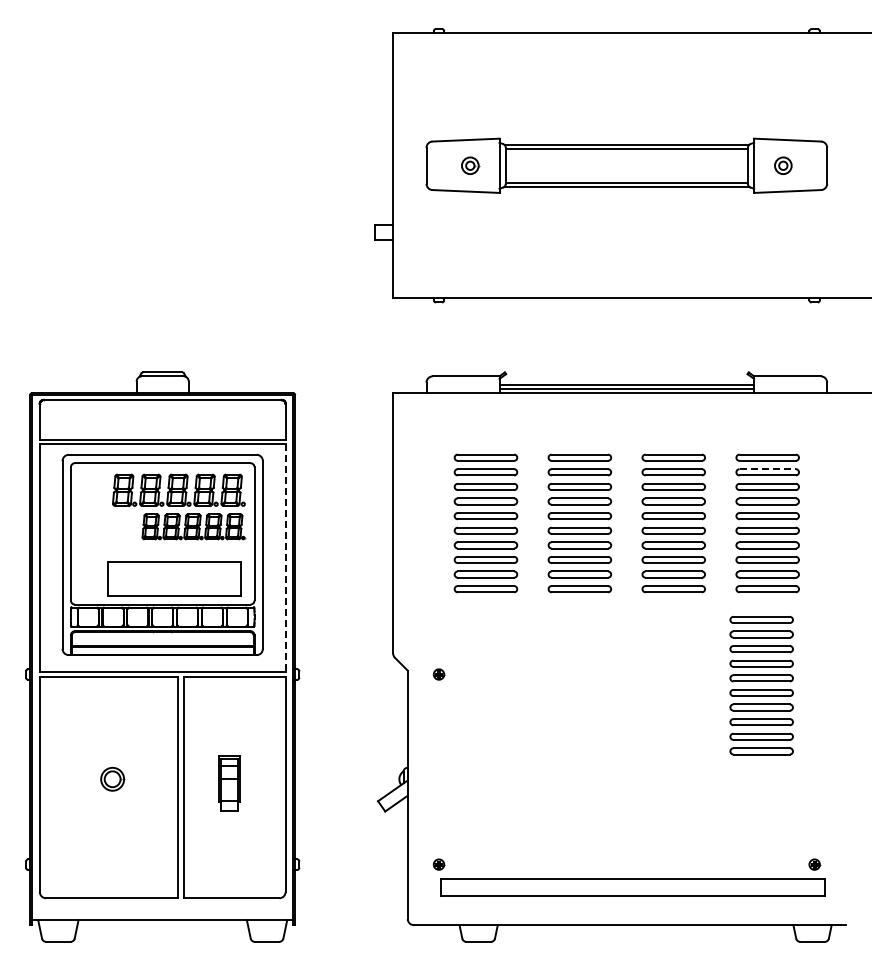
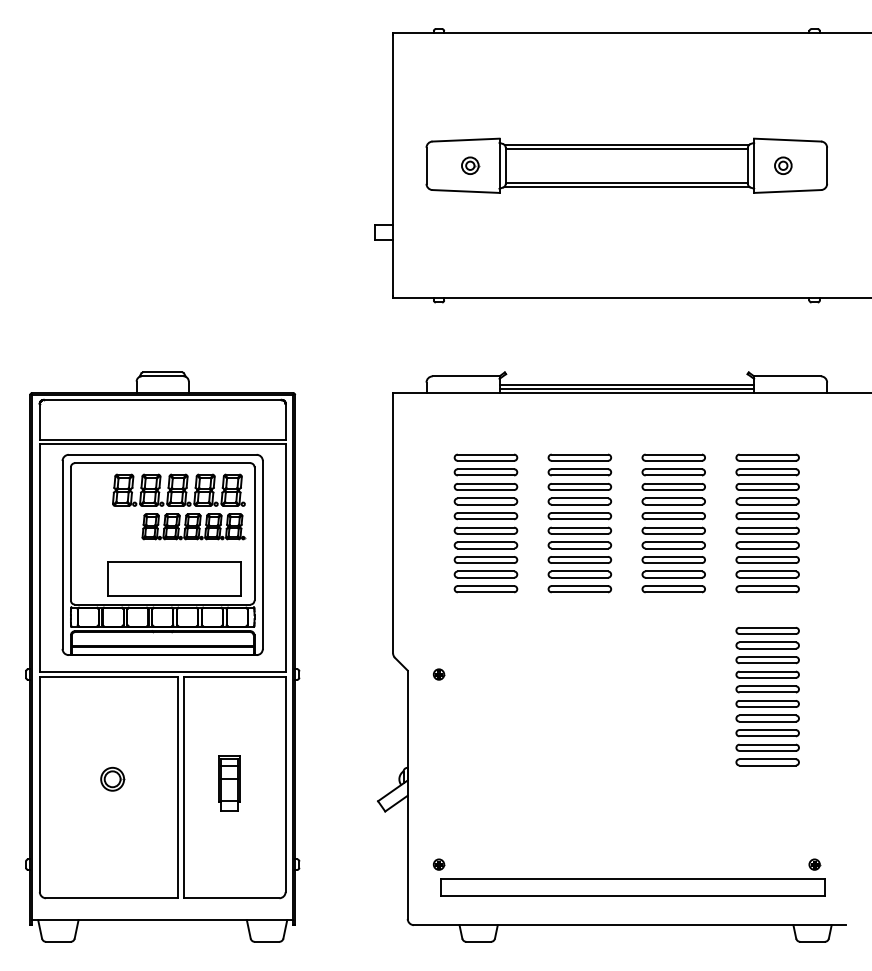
line: dashed -> solid (768, 469)
line: dashed -> solid (285, 558)
part position: (761, 685) -> (767, 696) (767, 696)
